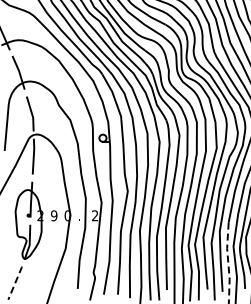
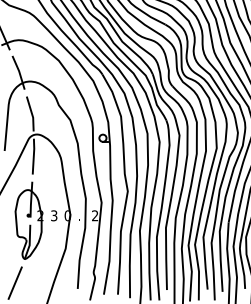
text: 9 -> 3 (54, 215)
line: dashed -> solid (228, 263)
line: dashed -> solid (15, 283)
